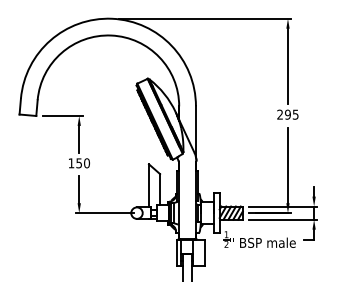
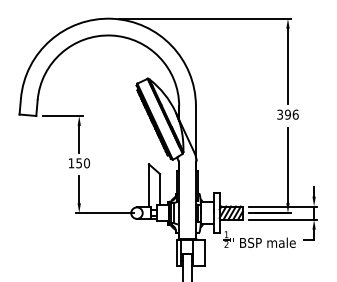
text: 295 -> 396 (287, 114)
